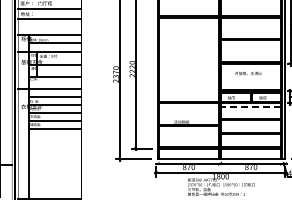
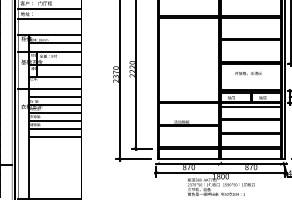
line: dashed -> solid (251, 107)
line: none -> present (54, 136)
